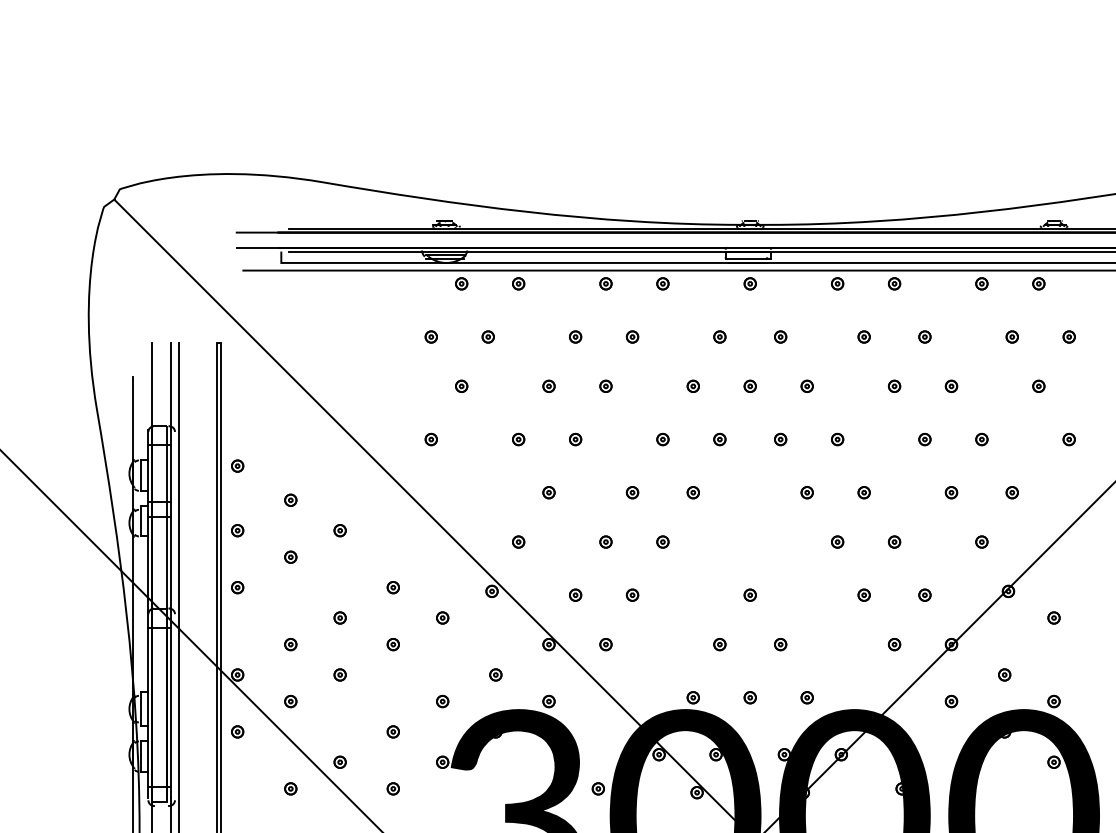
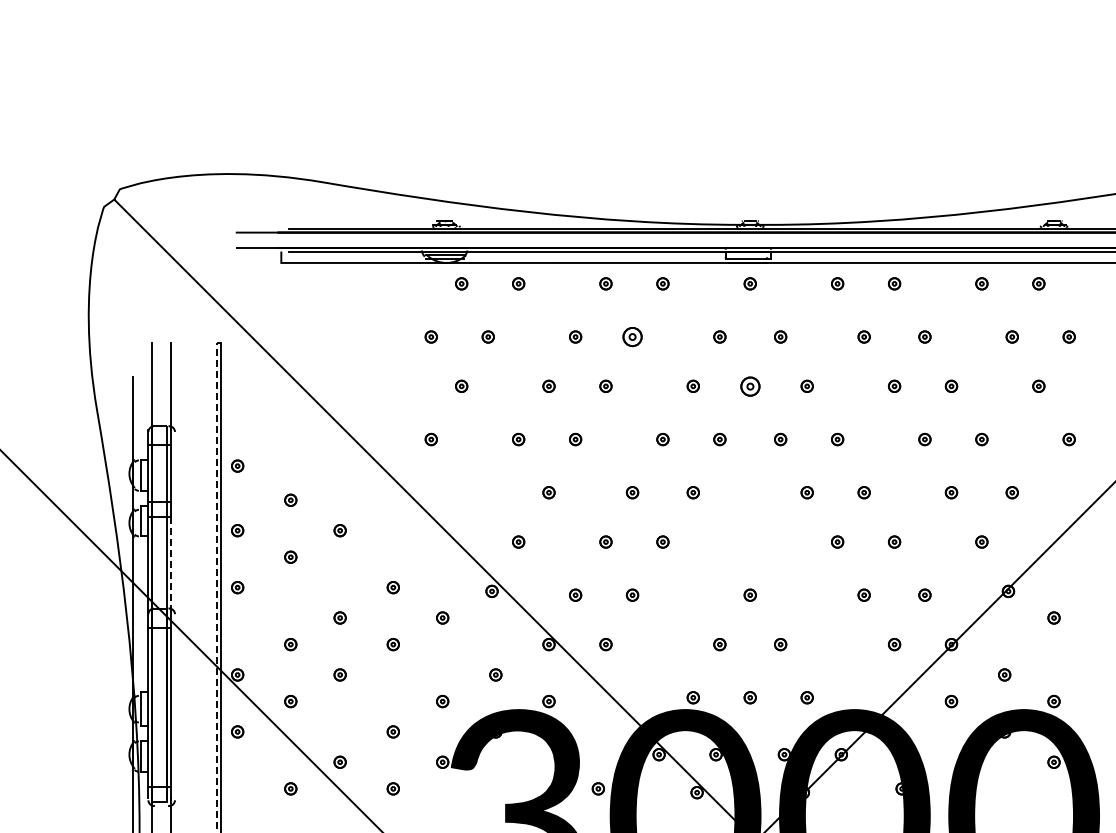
line: present -> none (677, 270)
part size: 15x14 px -> 21x21 px (632, 337)
part size: 14x14 px -> 21x21 px (750, 386)
line: solid -> dashed (171, 564)
line: present -> none (178, 585)
line: solid -> dashed (216, 587)
